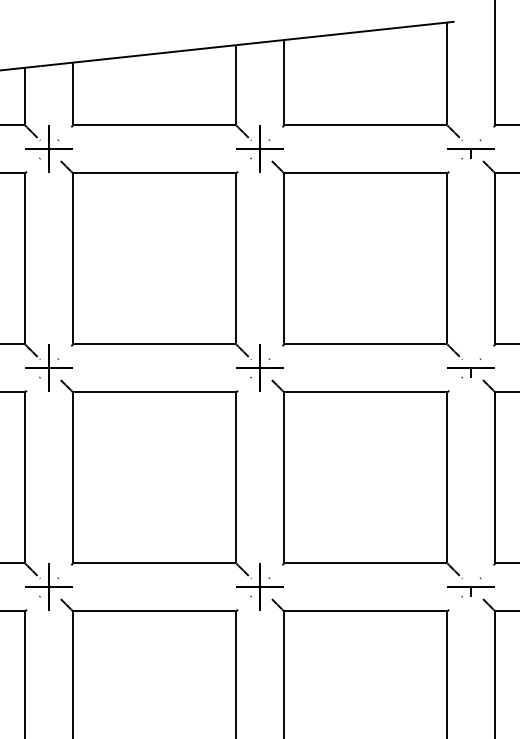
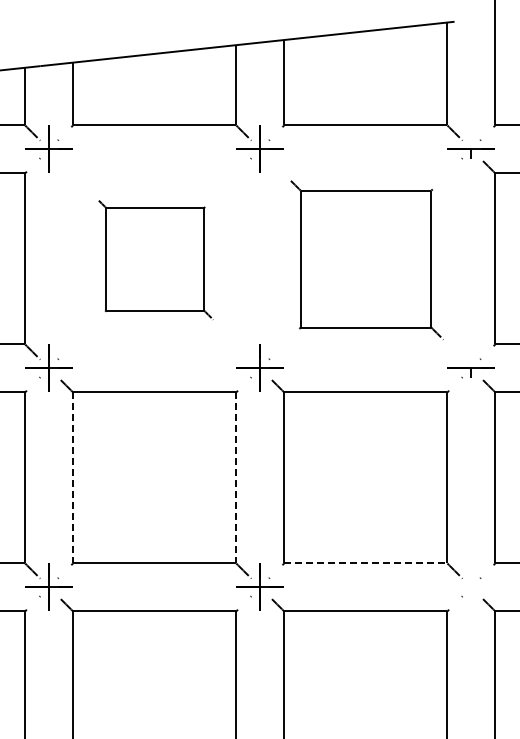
part size: 192x200 px -> 116x121 px (155, 260)
part size: 192x200 px -> 154x161 px (366, 260)
line: solid -> dashed (73, 478)
line: solid -> dashed (236, 478)
line: solid -> dashed (365, 563)
part: present -> none (470, 591)
